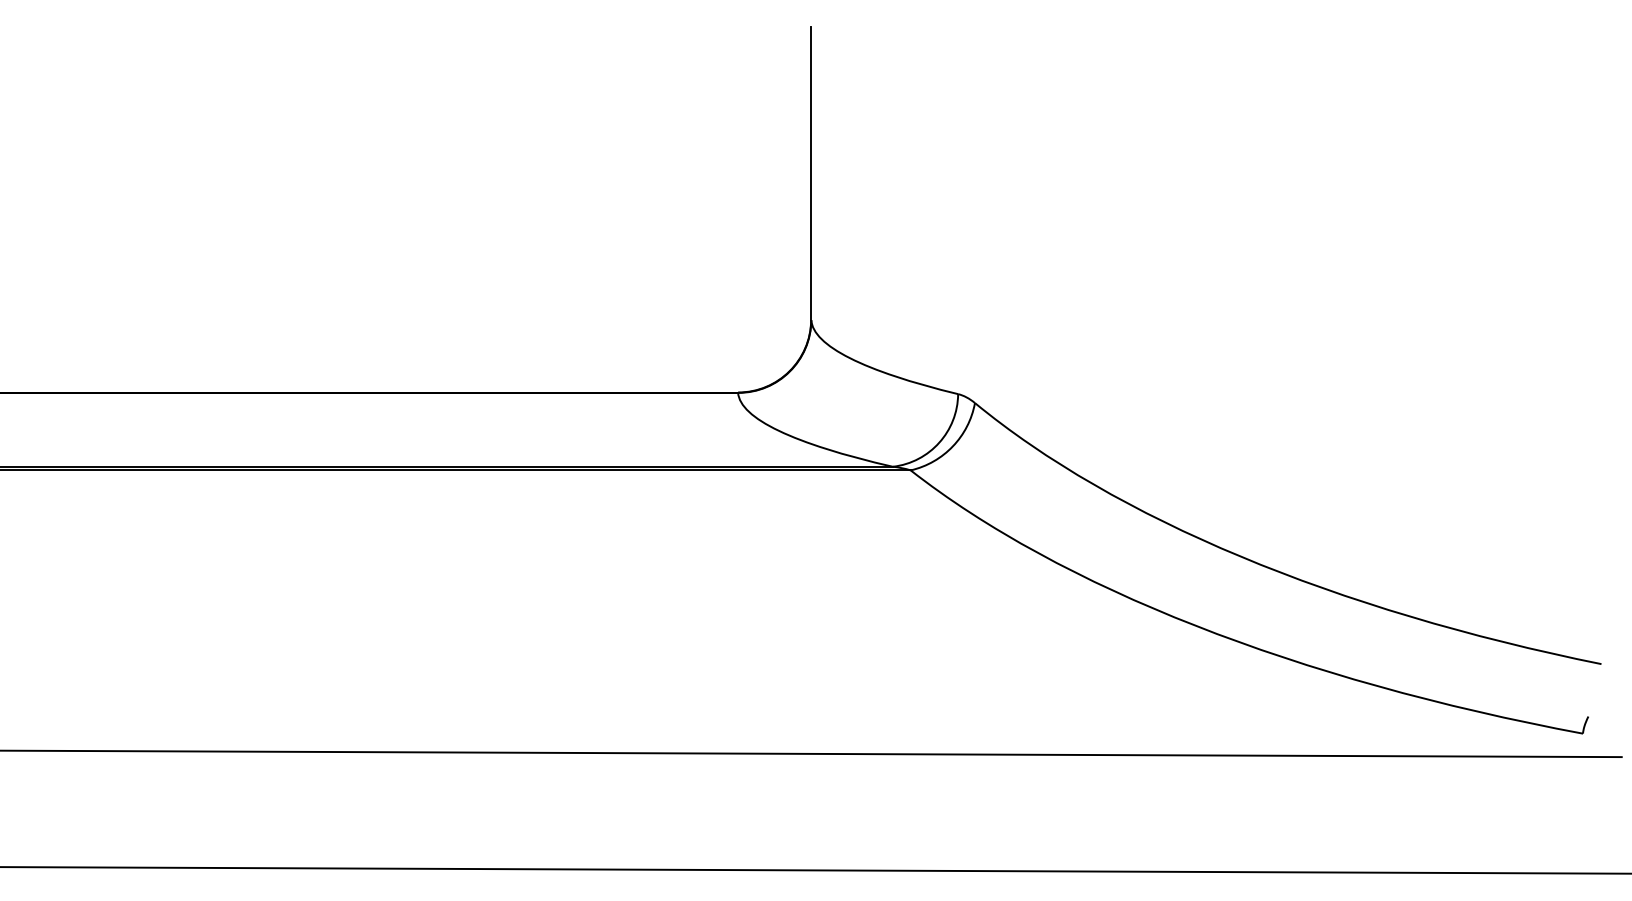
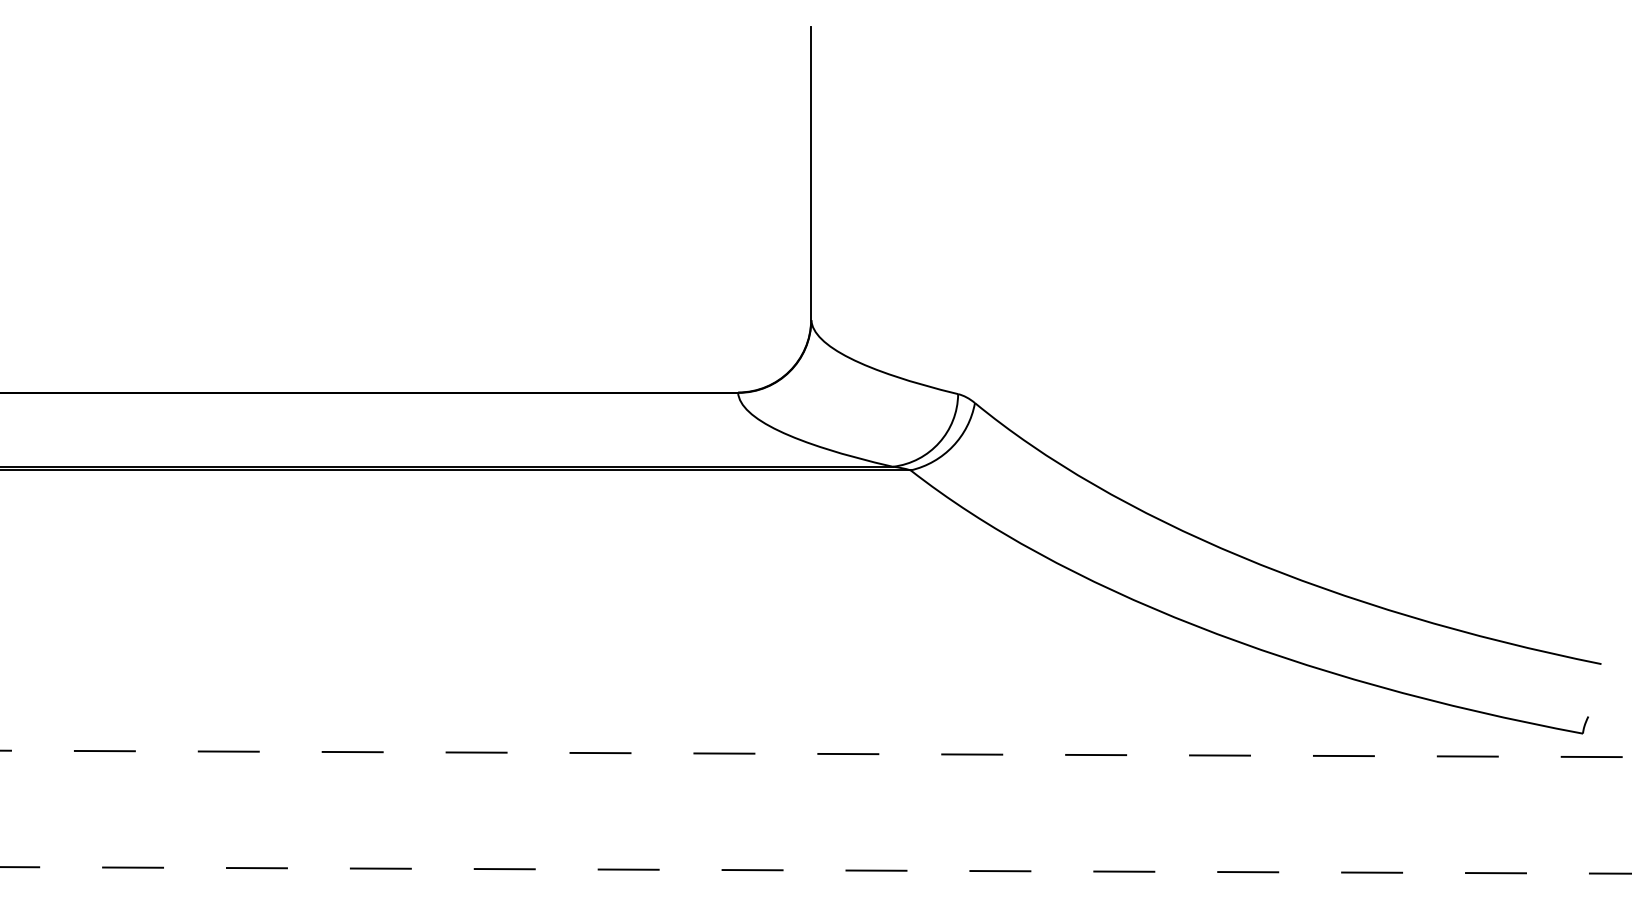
line: solid -> dashed (812, 753)
line: solid -> dashed (815, 870)
